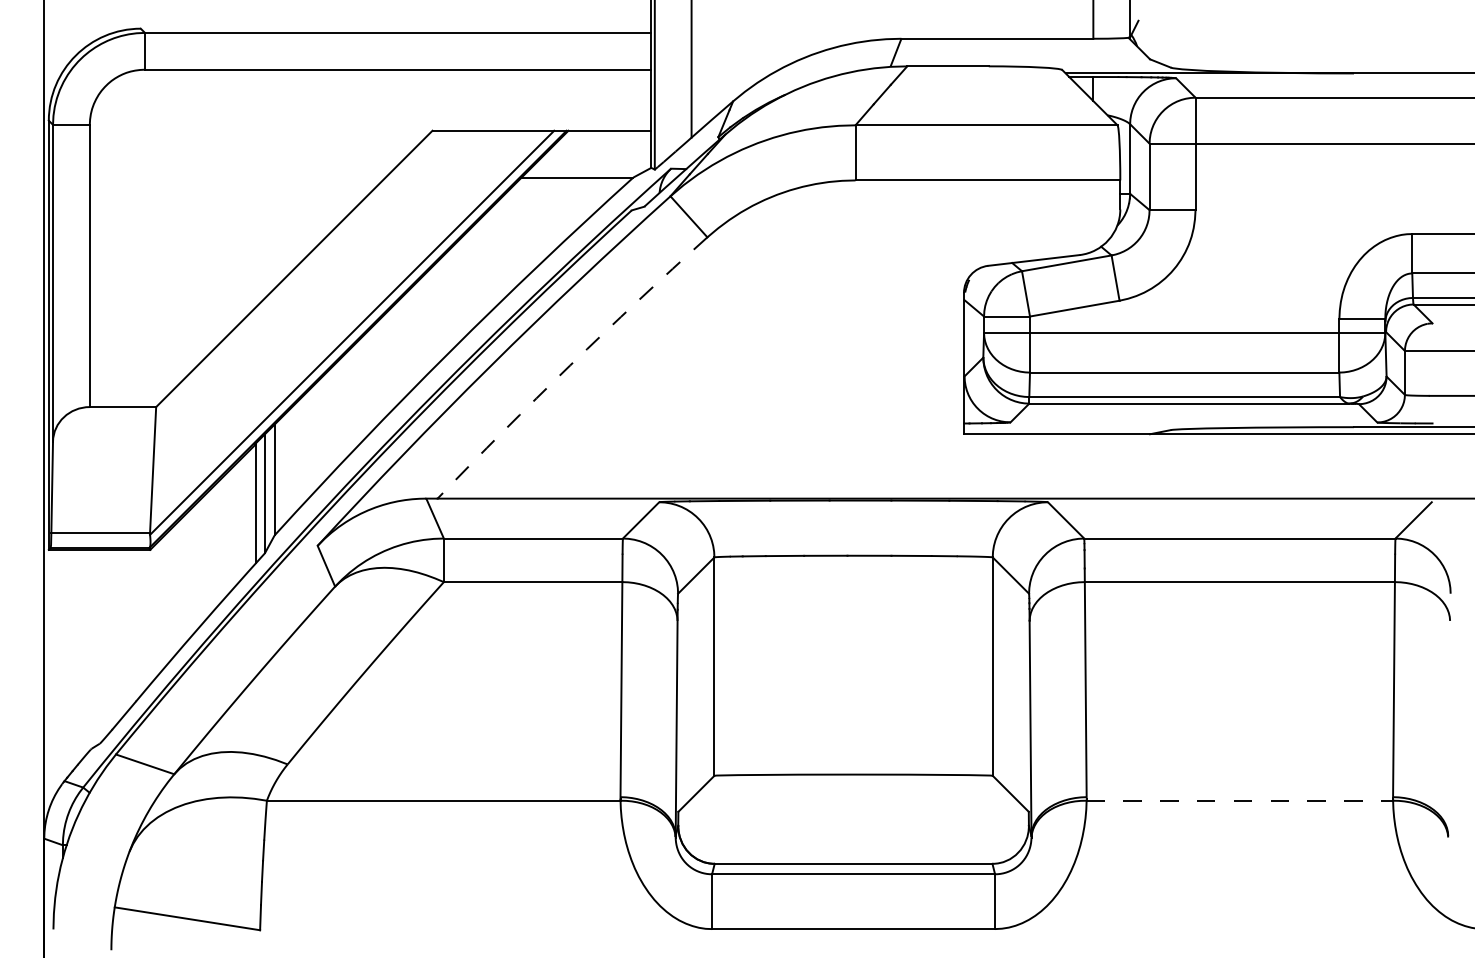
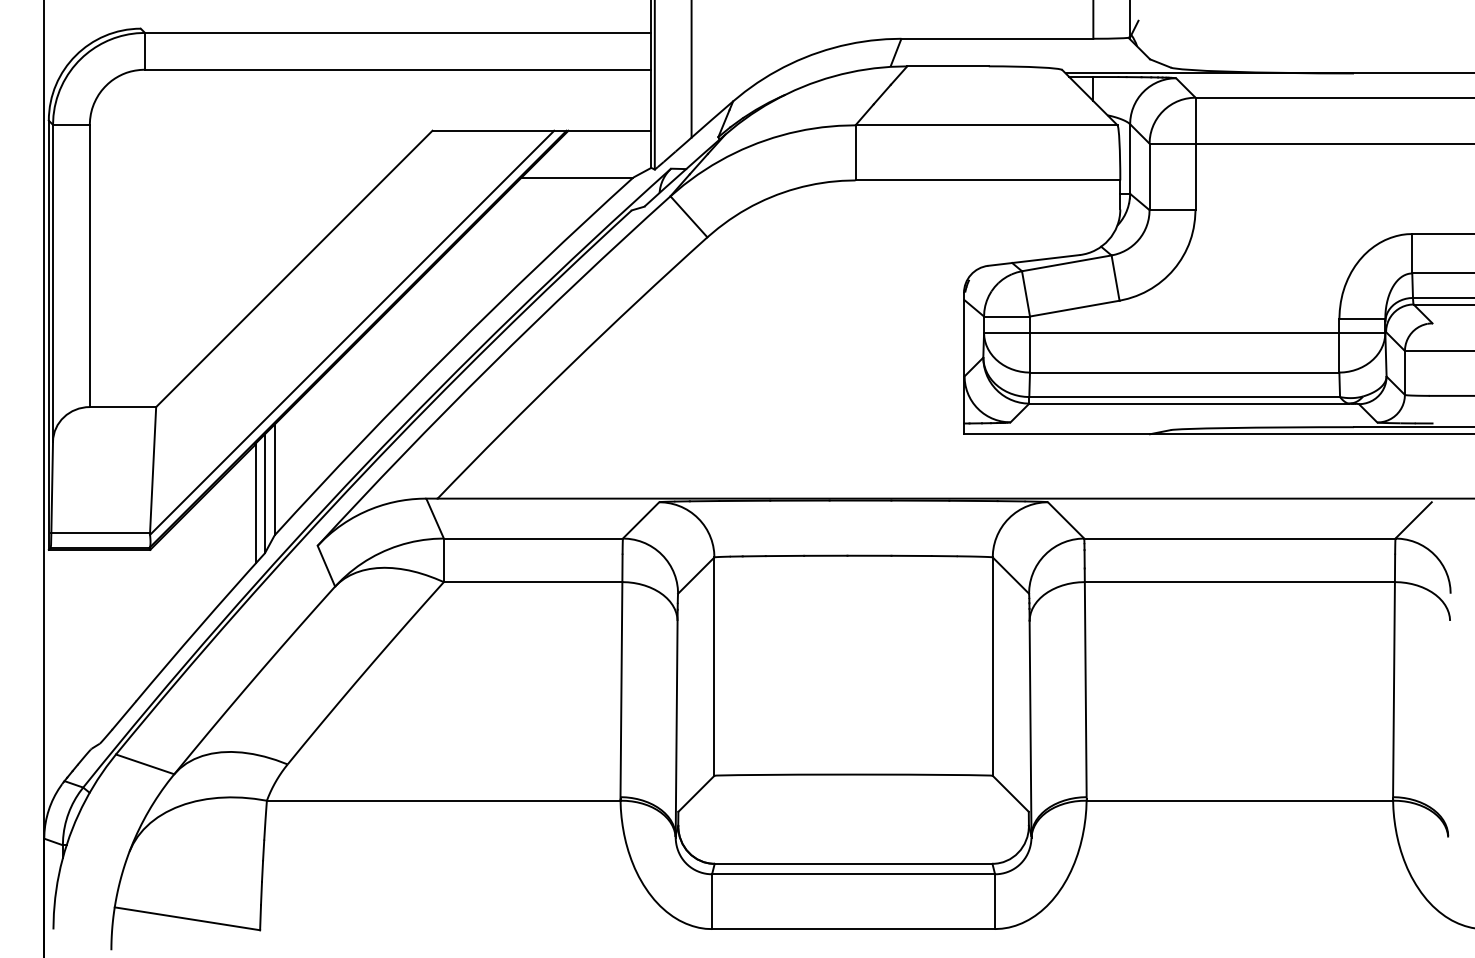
arc: dashed -> solid (570, 365)
line: dashed -> solid (1240, 800)
